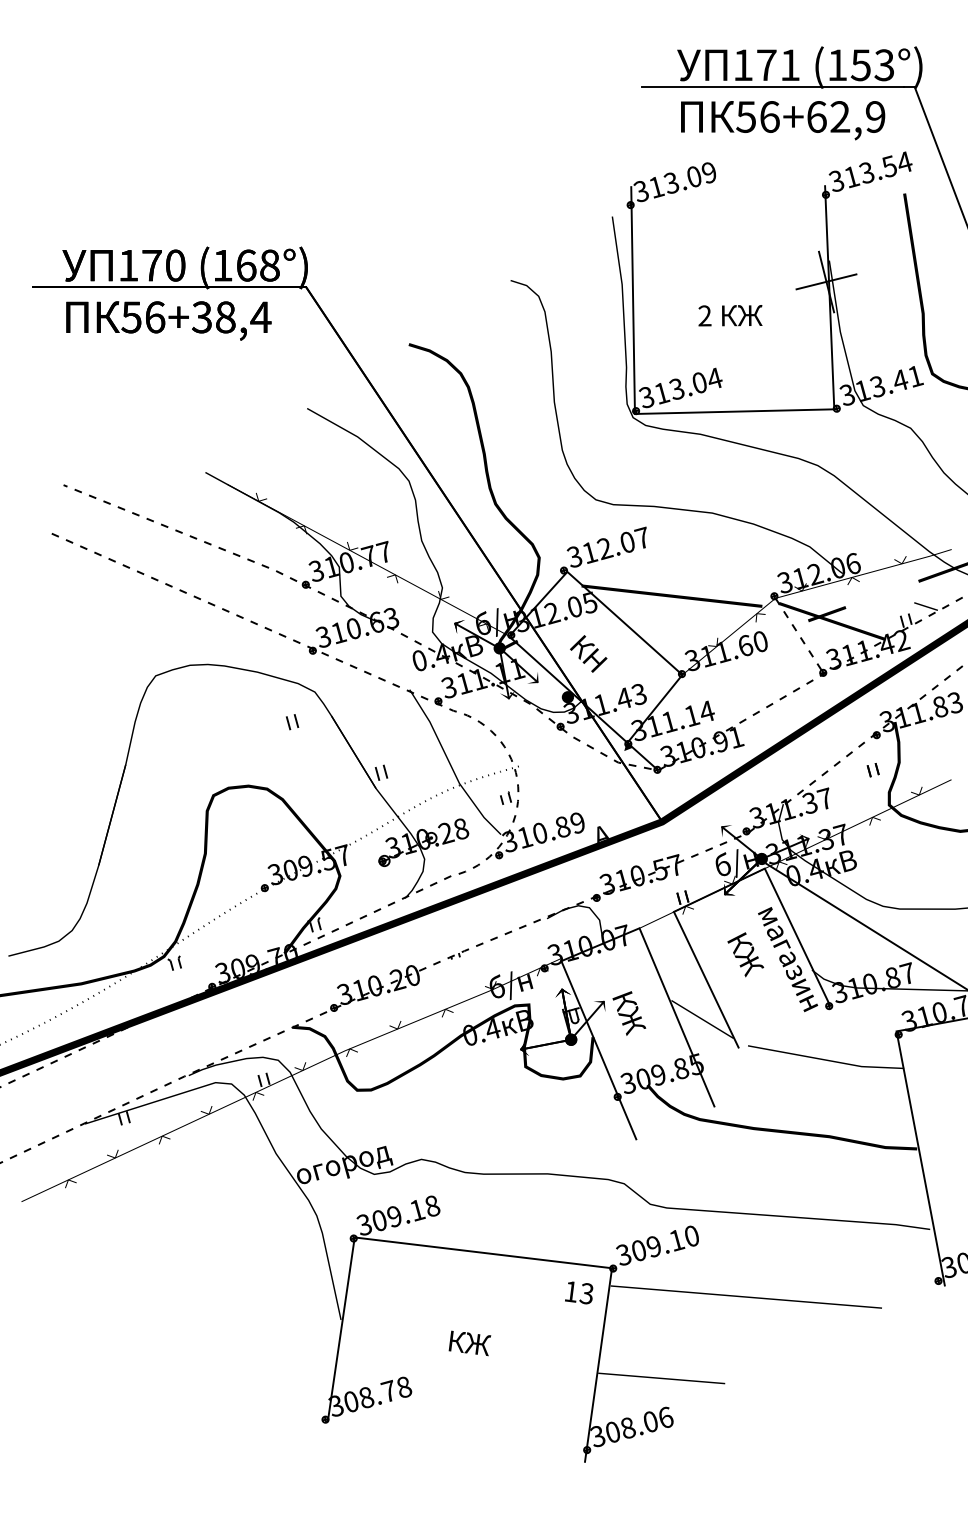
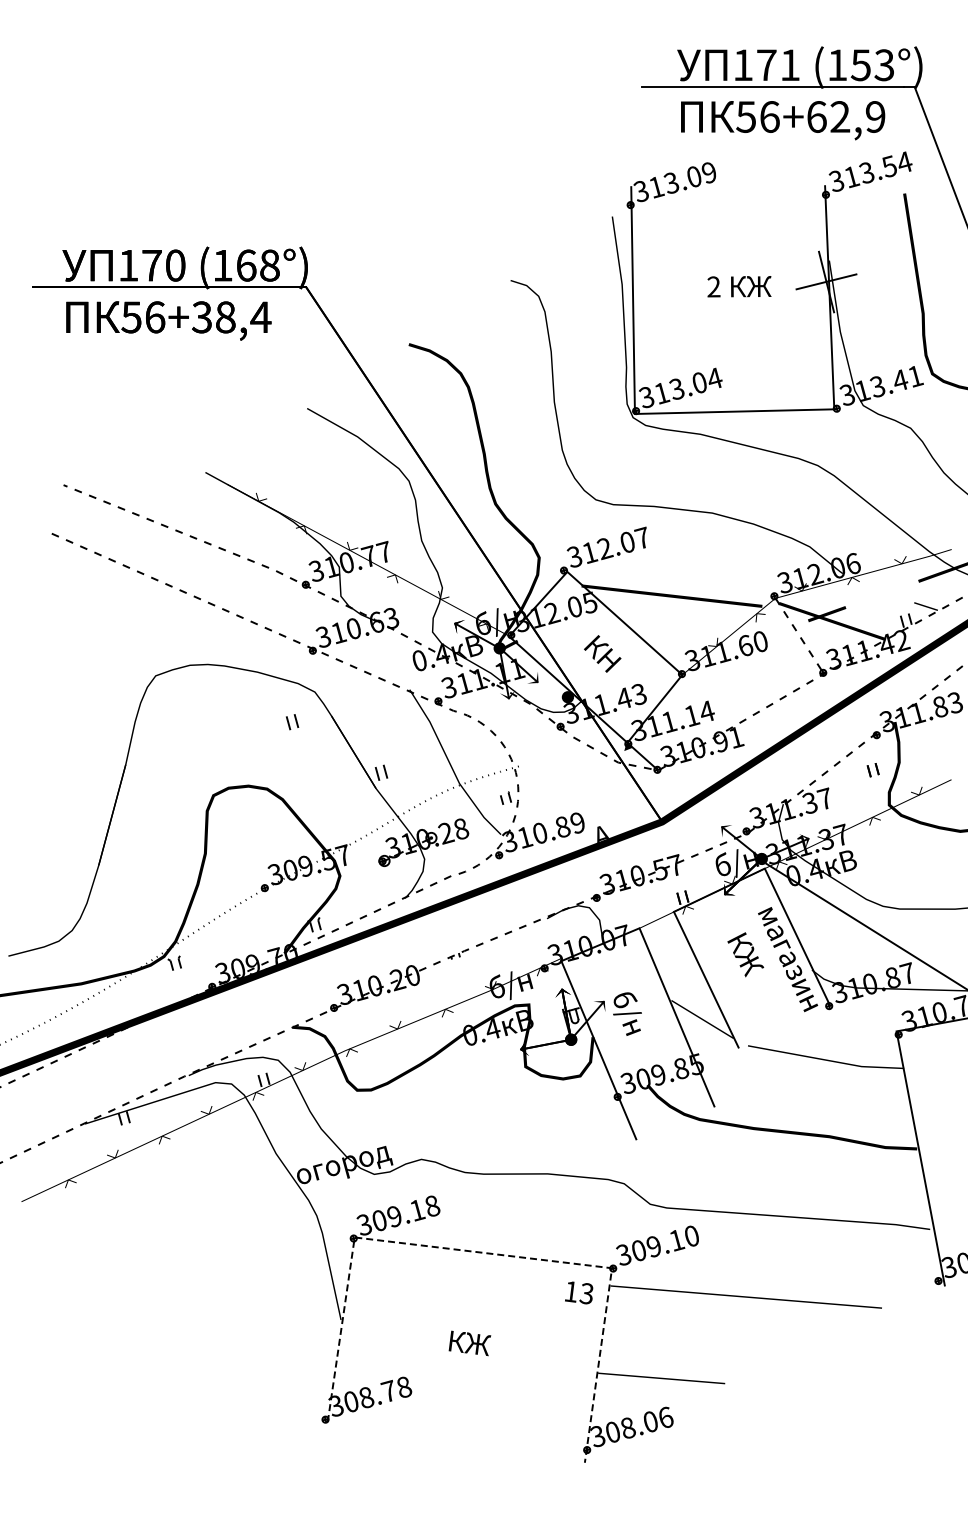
text position: (730, 315) -> (739, 286) (739, 286)
text position: (588, 653) -> (602, 653) (602, 653)
text: КЖ -> б/н (629, 1013)
line: solid -> dashed (488, 1253)
